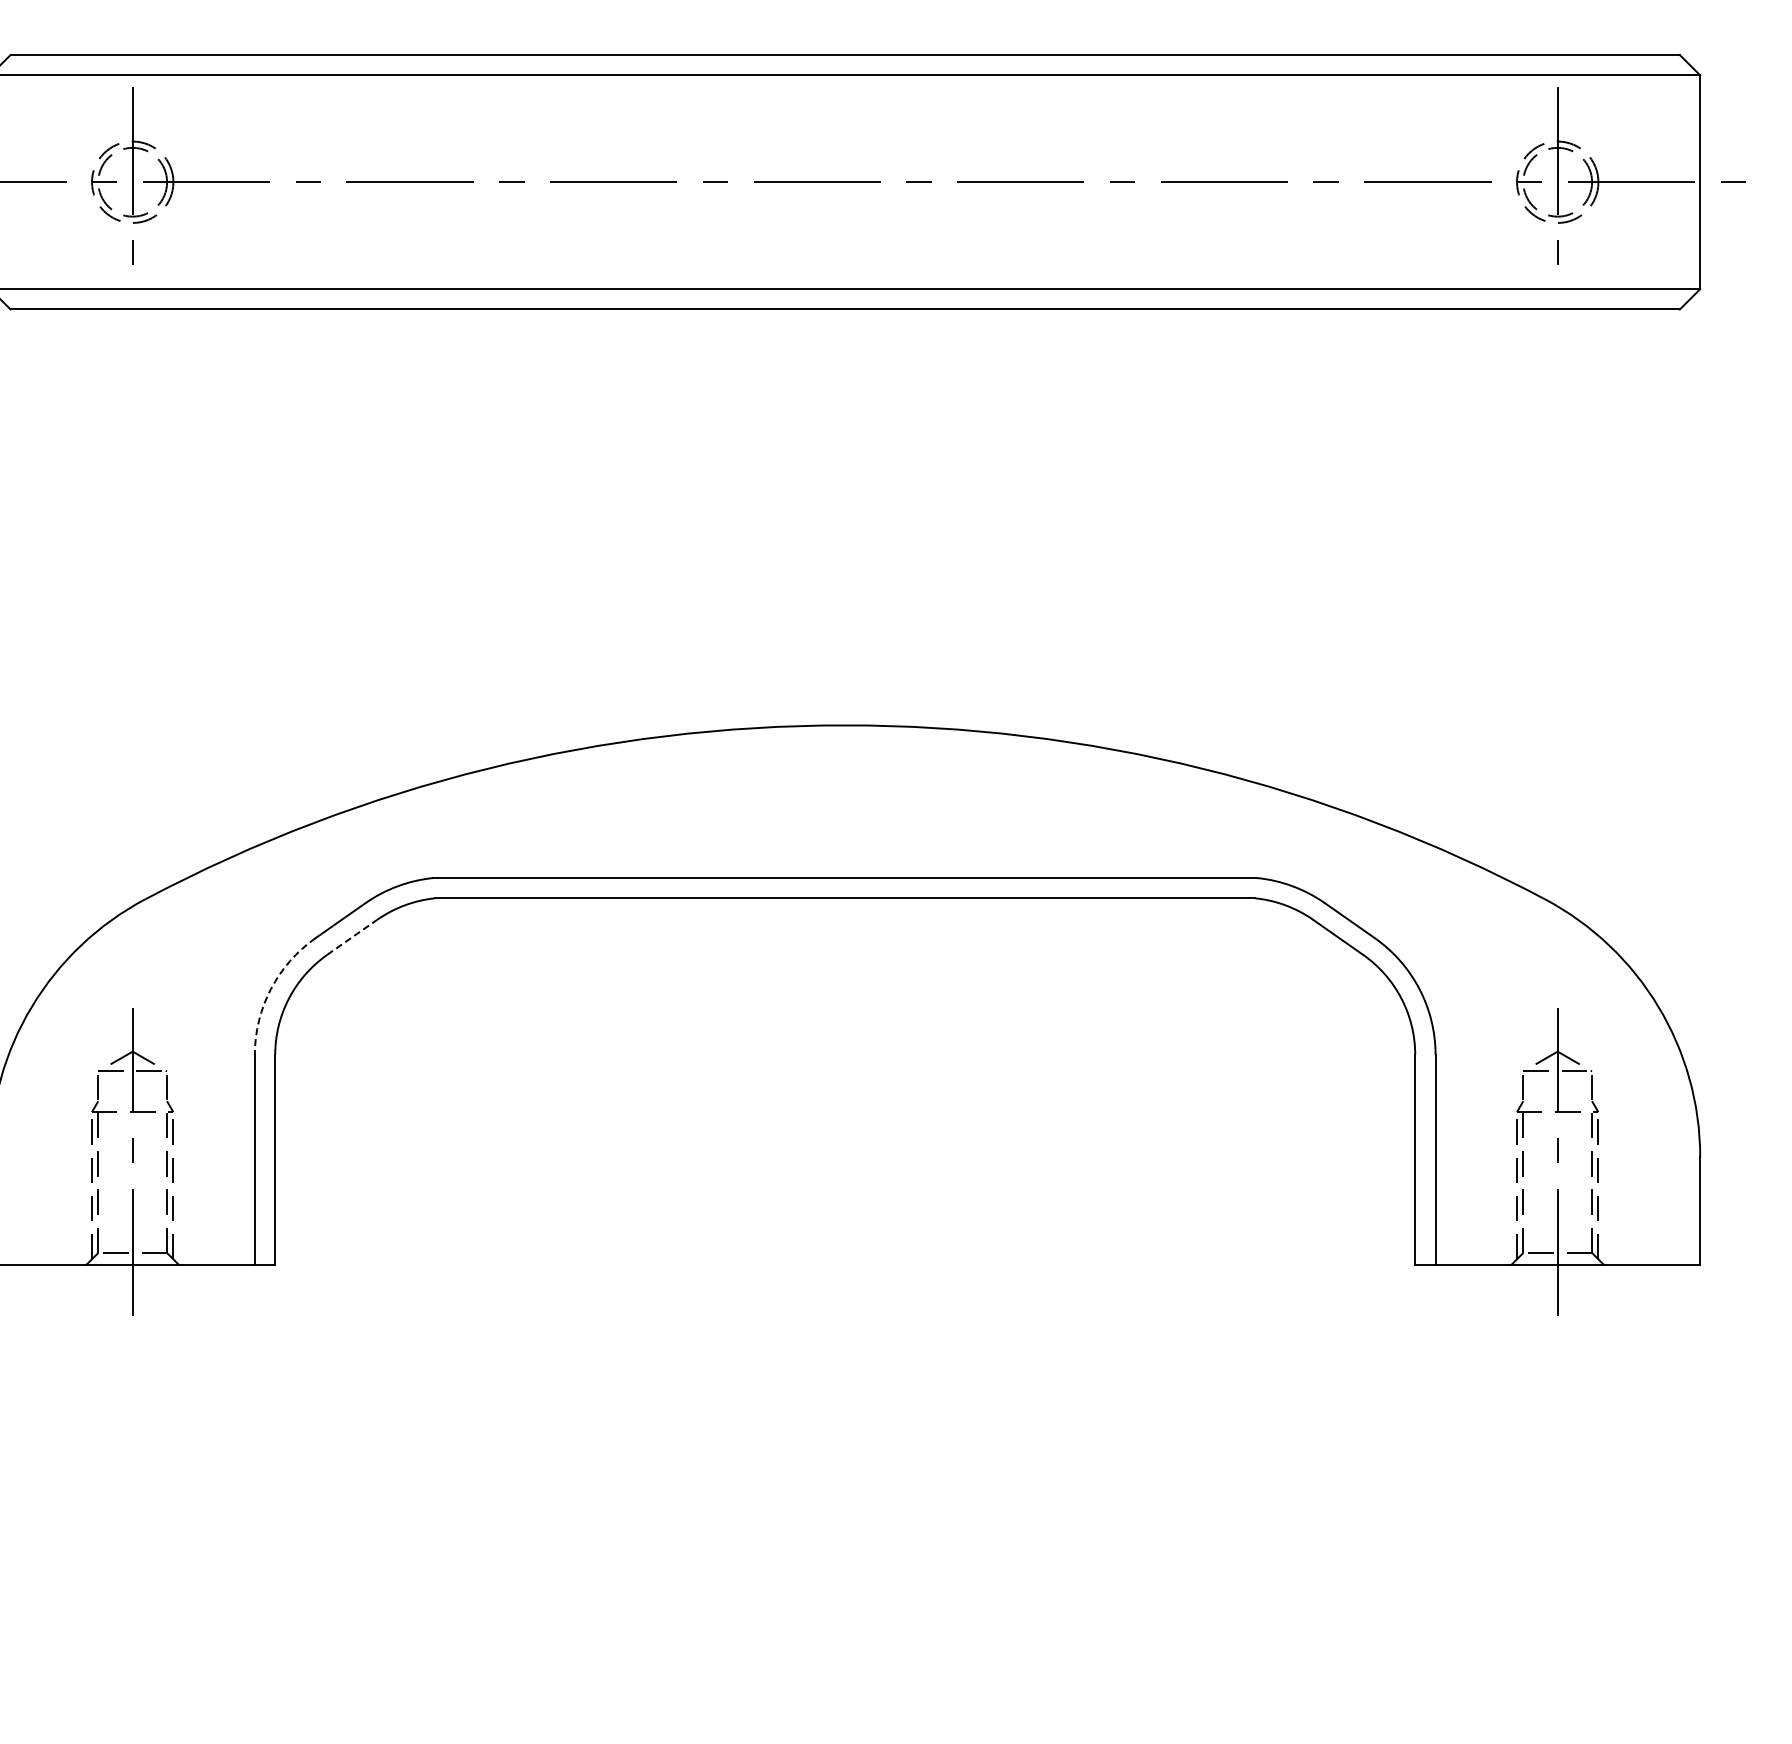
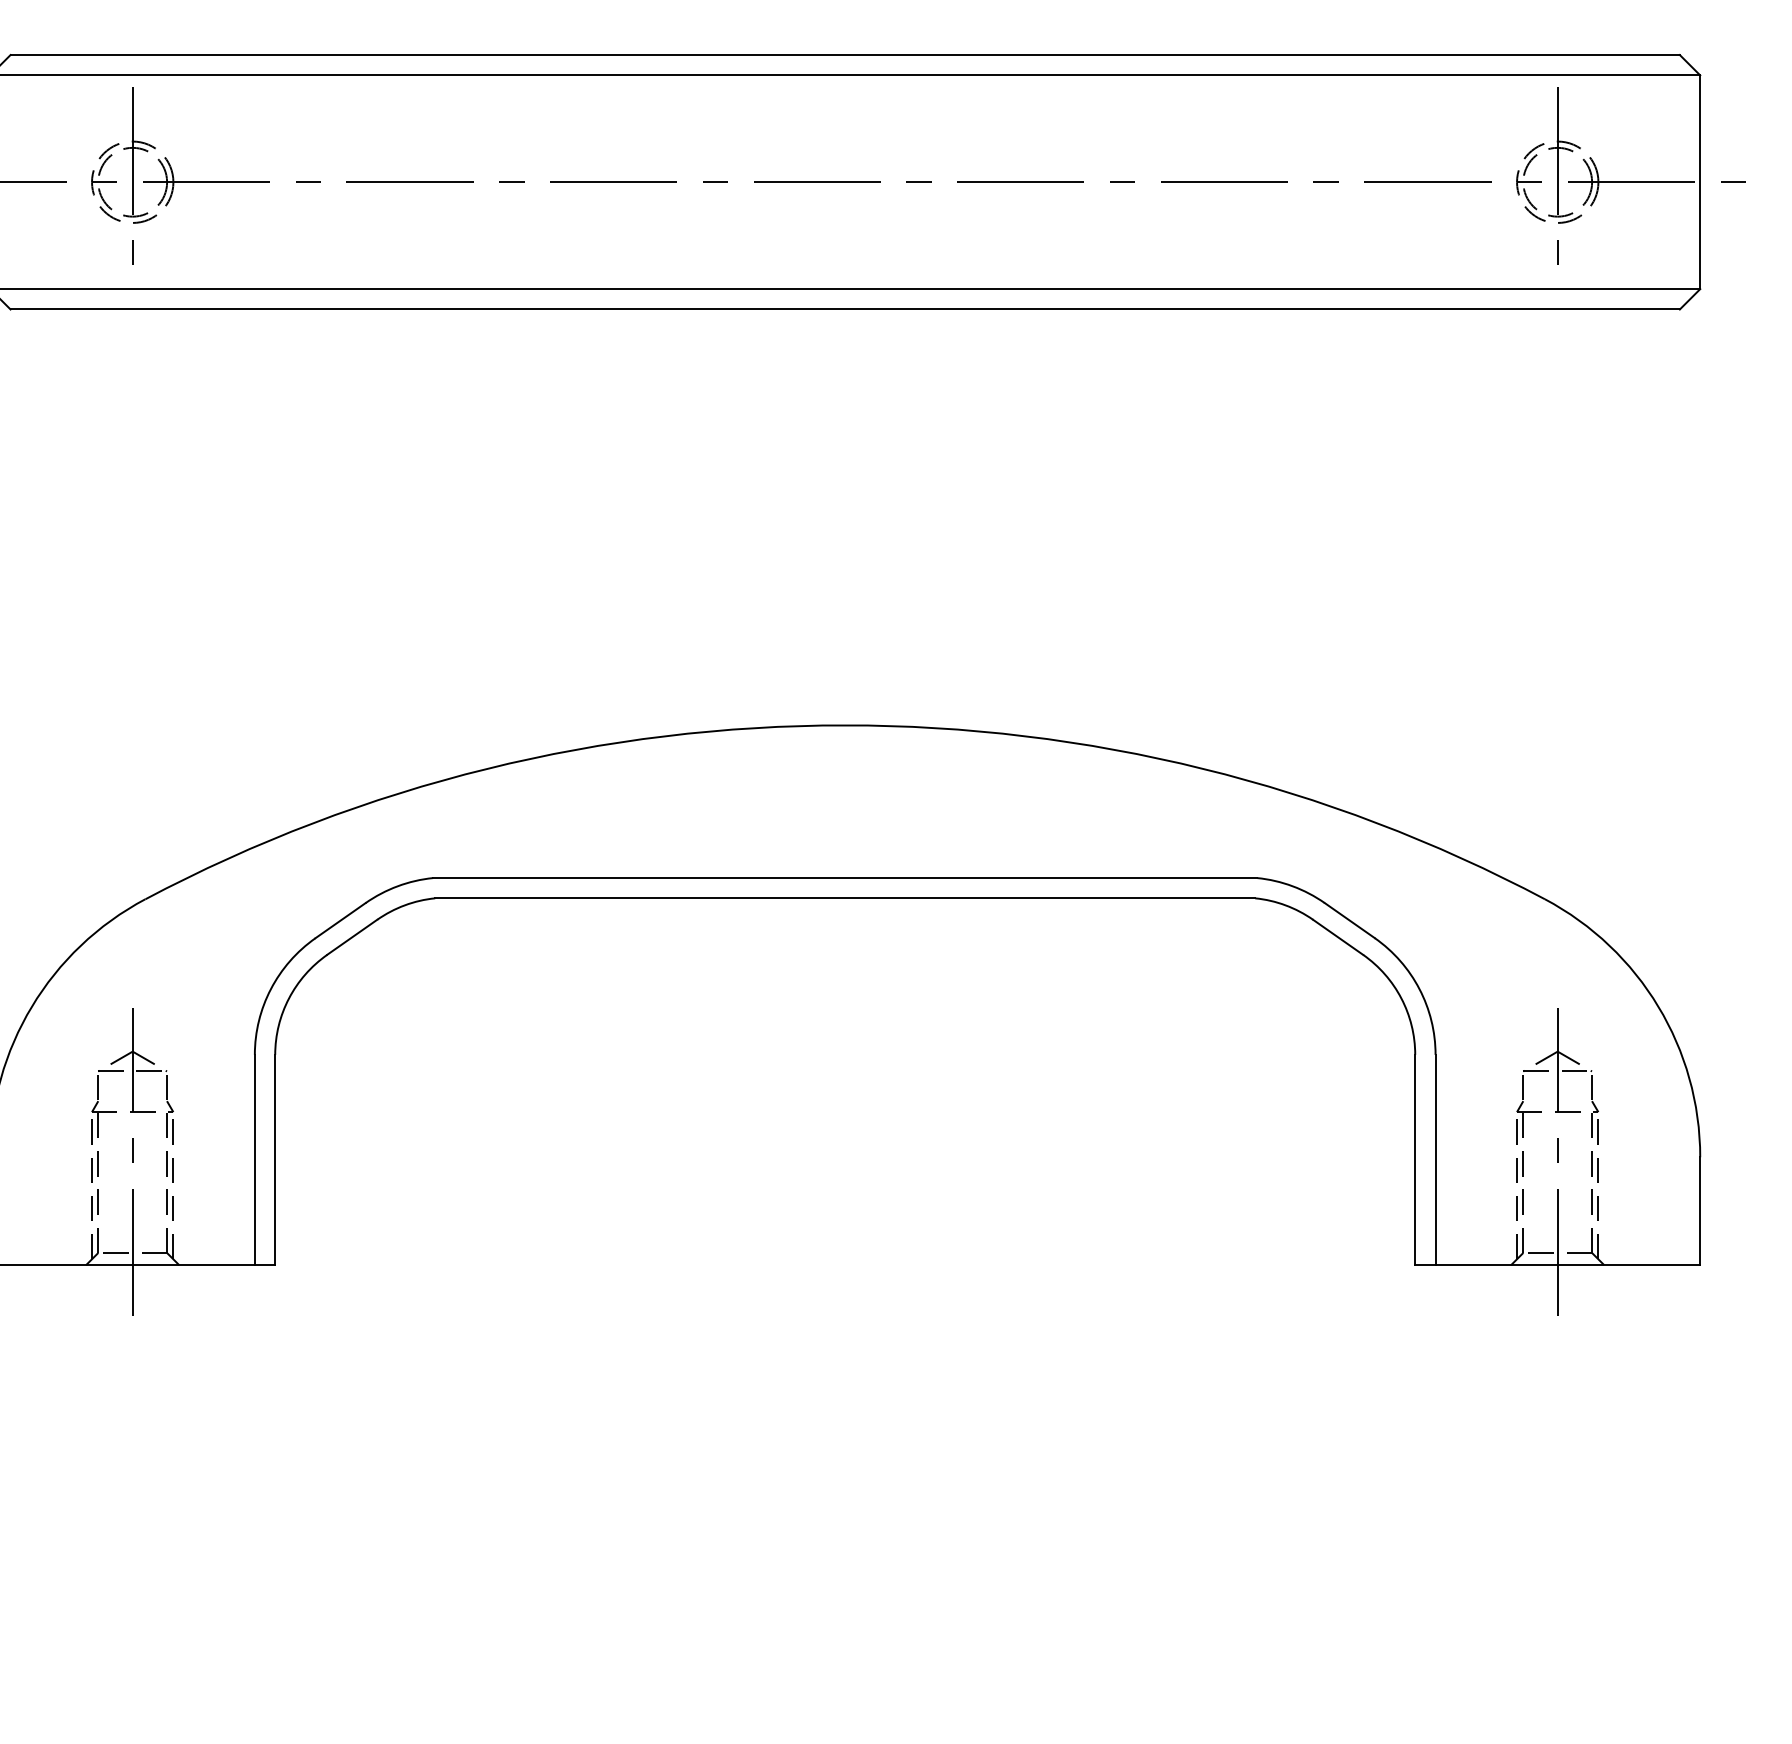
line: dashed -> solid (352, 937)
arc: dashed -> solid (270, 989)
